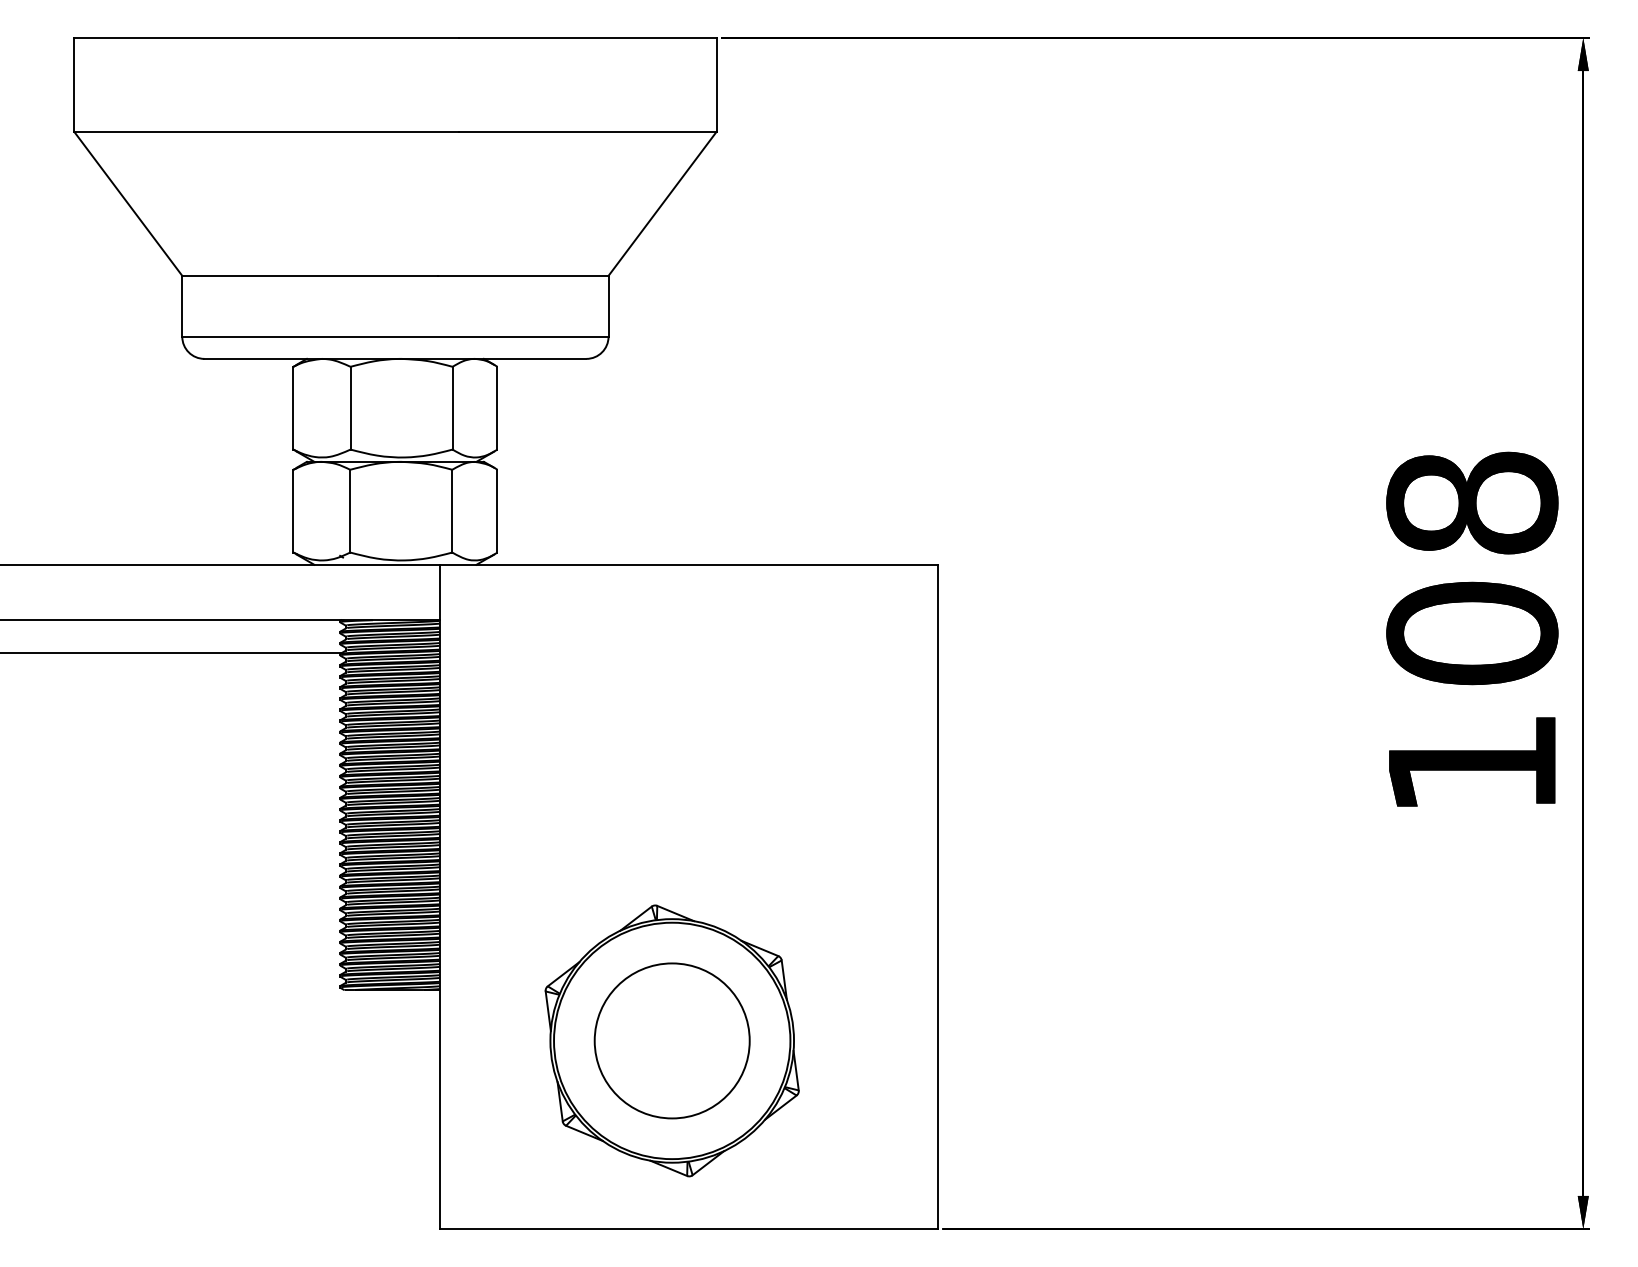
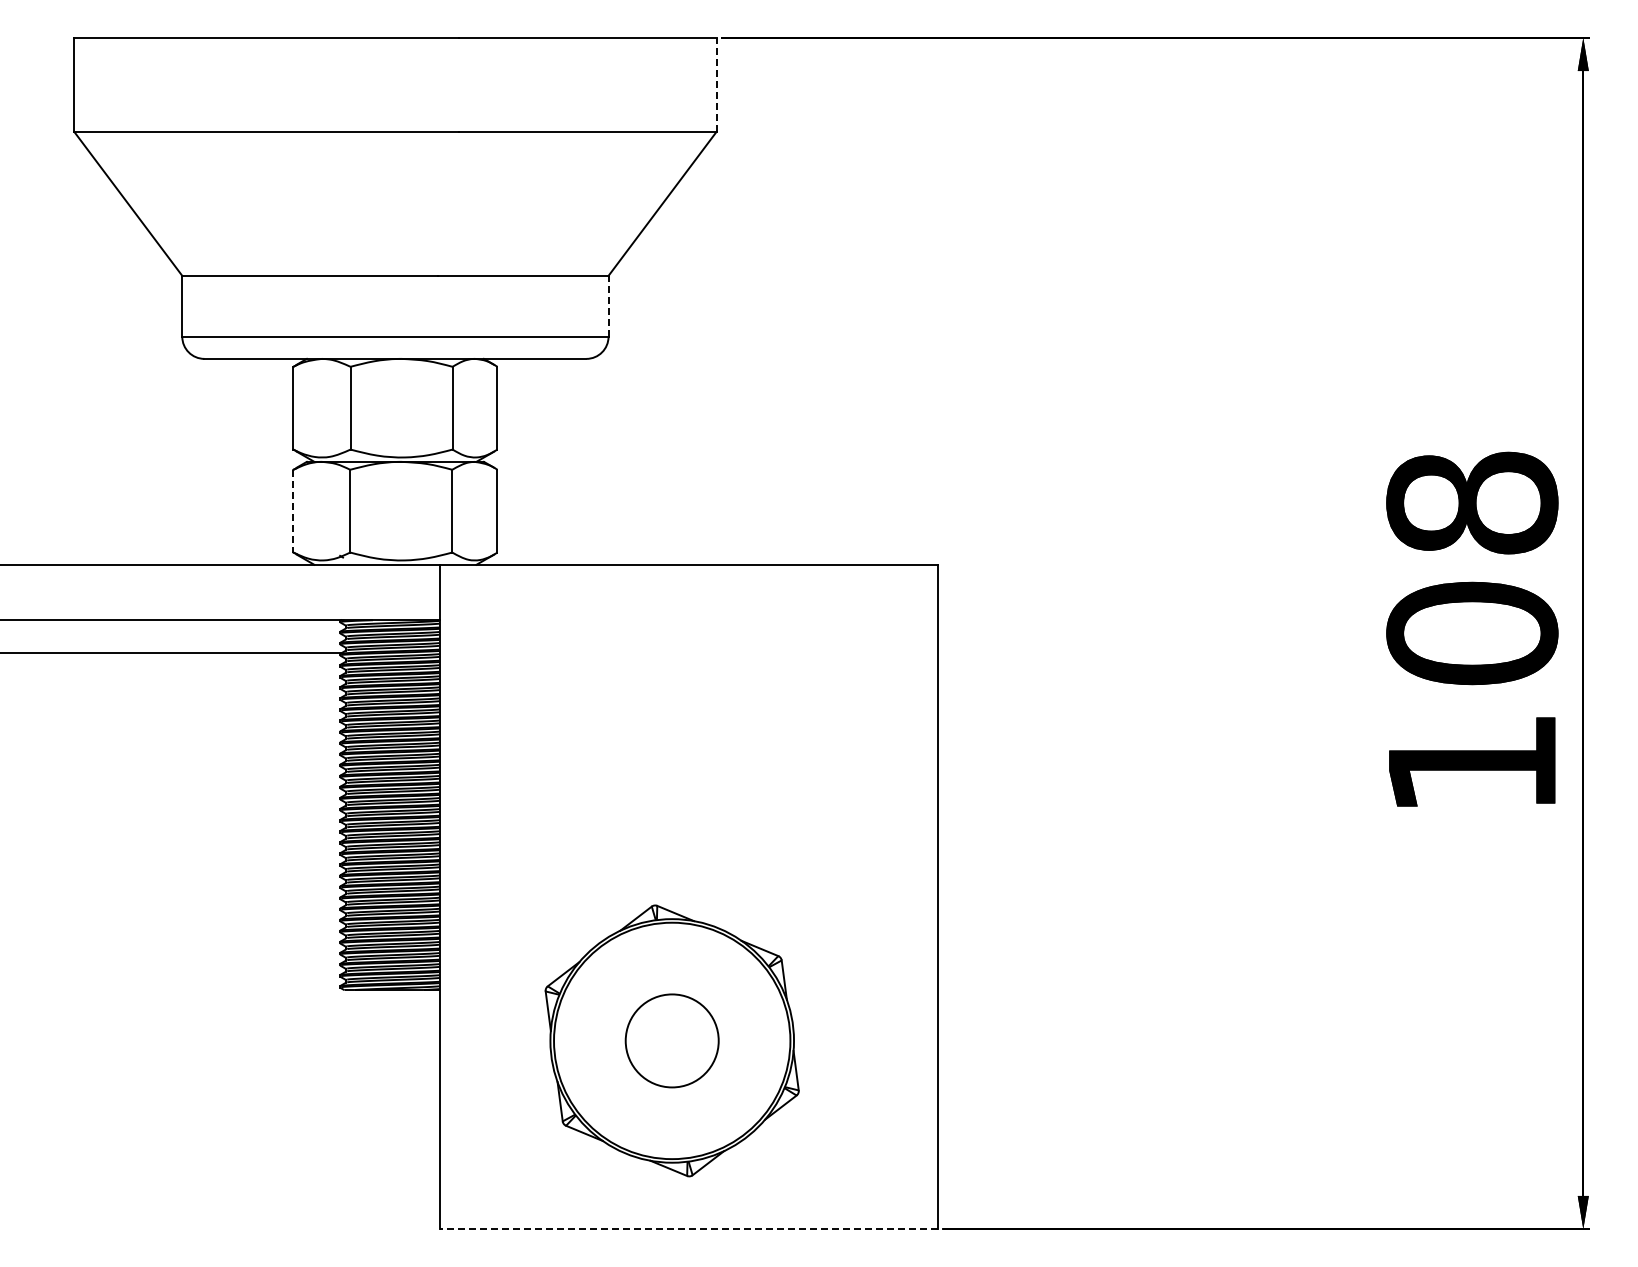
line: solid -> dashed (716, 84)
line: solid -> dashed (608, 305)
line: solid -> dashed (293, 511)
circle diameter: 155 px -> 93 px (671, 1040)
line: solid -> dashed (688, 1229)
